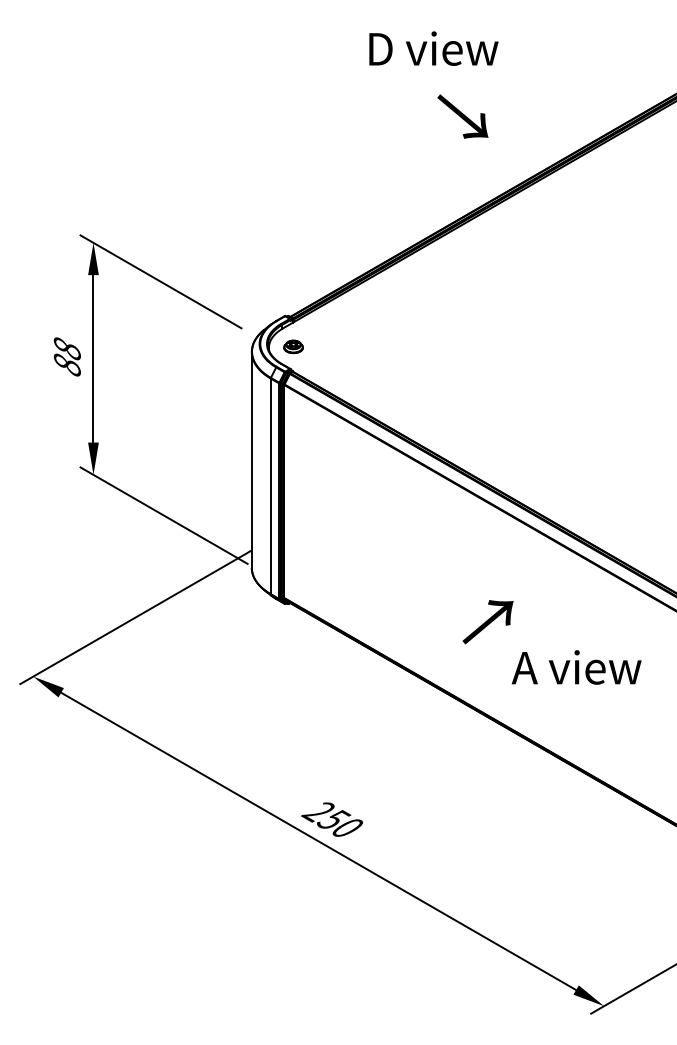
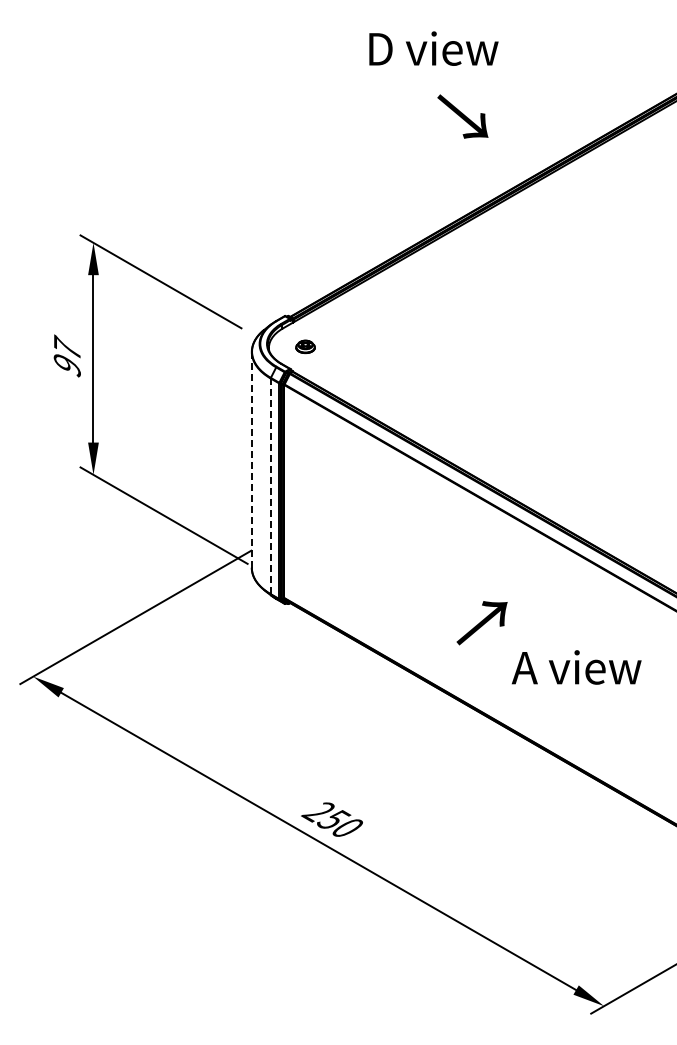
part position: (293, 346) -> (305, 346) (305, 346)
text: 88 -> 97 (66, 355)
line: solid -> dashed (251, 459)
line: solid -> dashed (270, 486)
text position: (487, 622) -> (481, 623) (481, 623)
